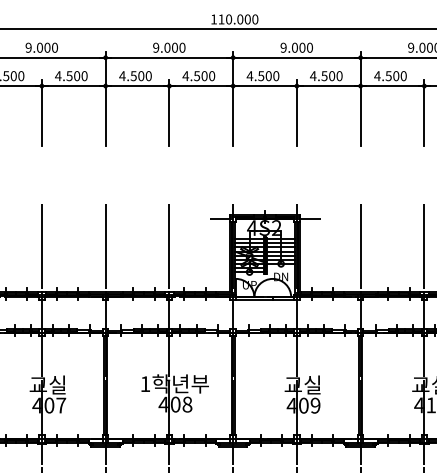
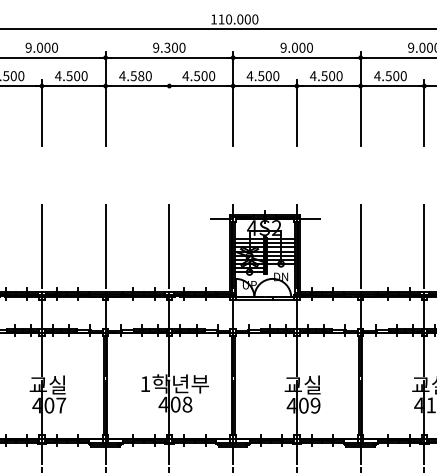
text: 9.000 -> 9.300 (167, 47)
text: 4.500 -> 4.580 (141, 76)
line: present -> none (169, 113)
